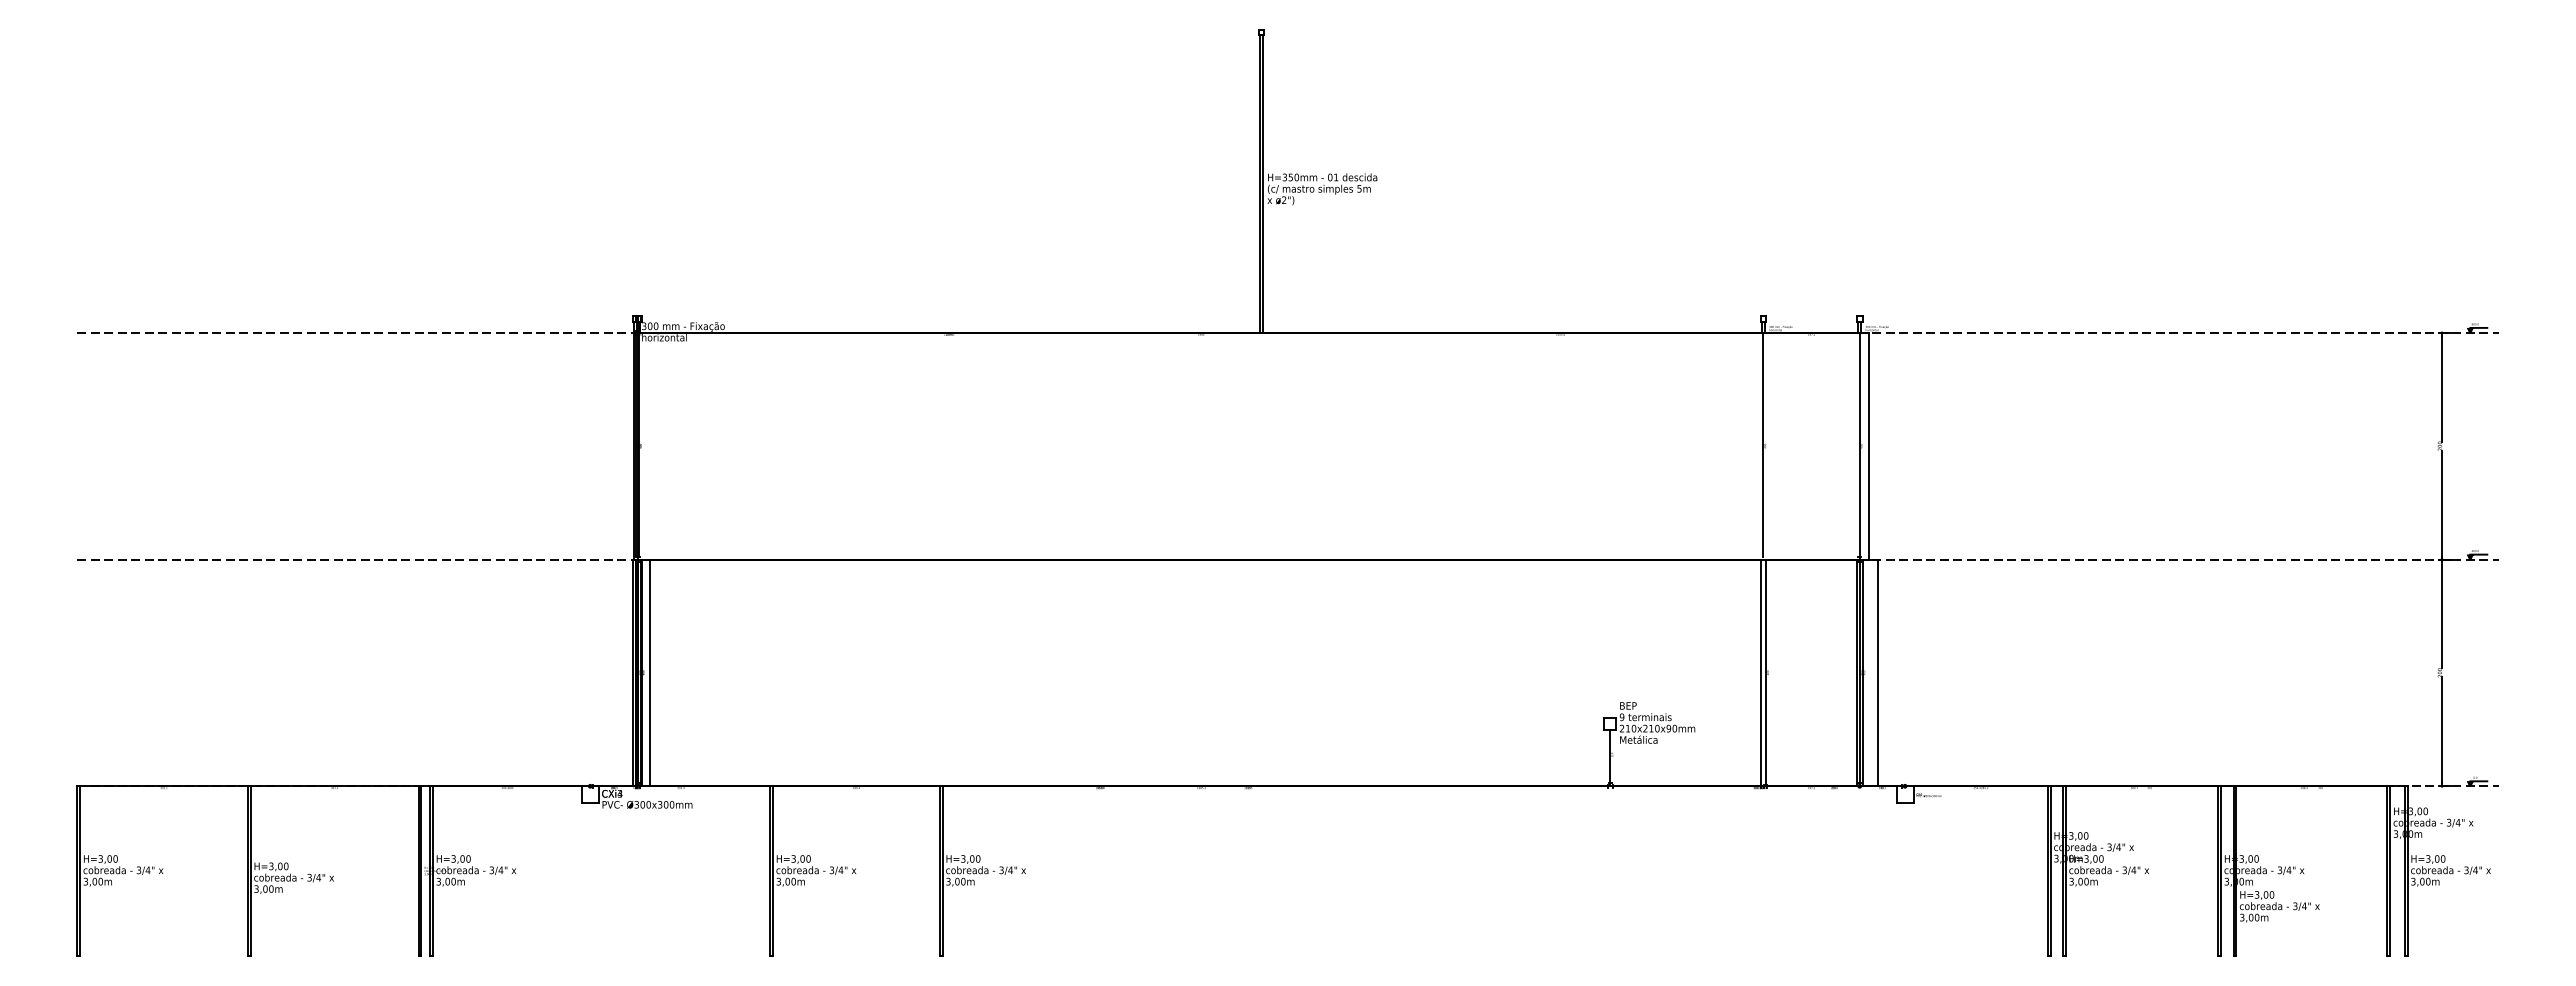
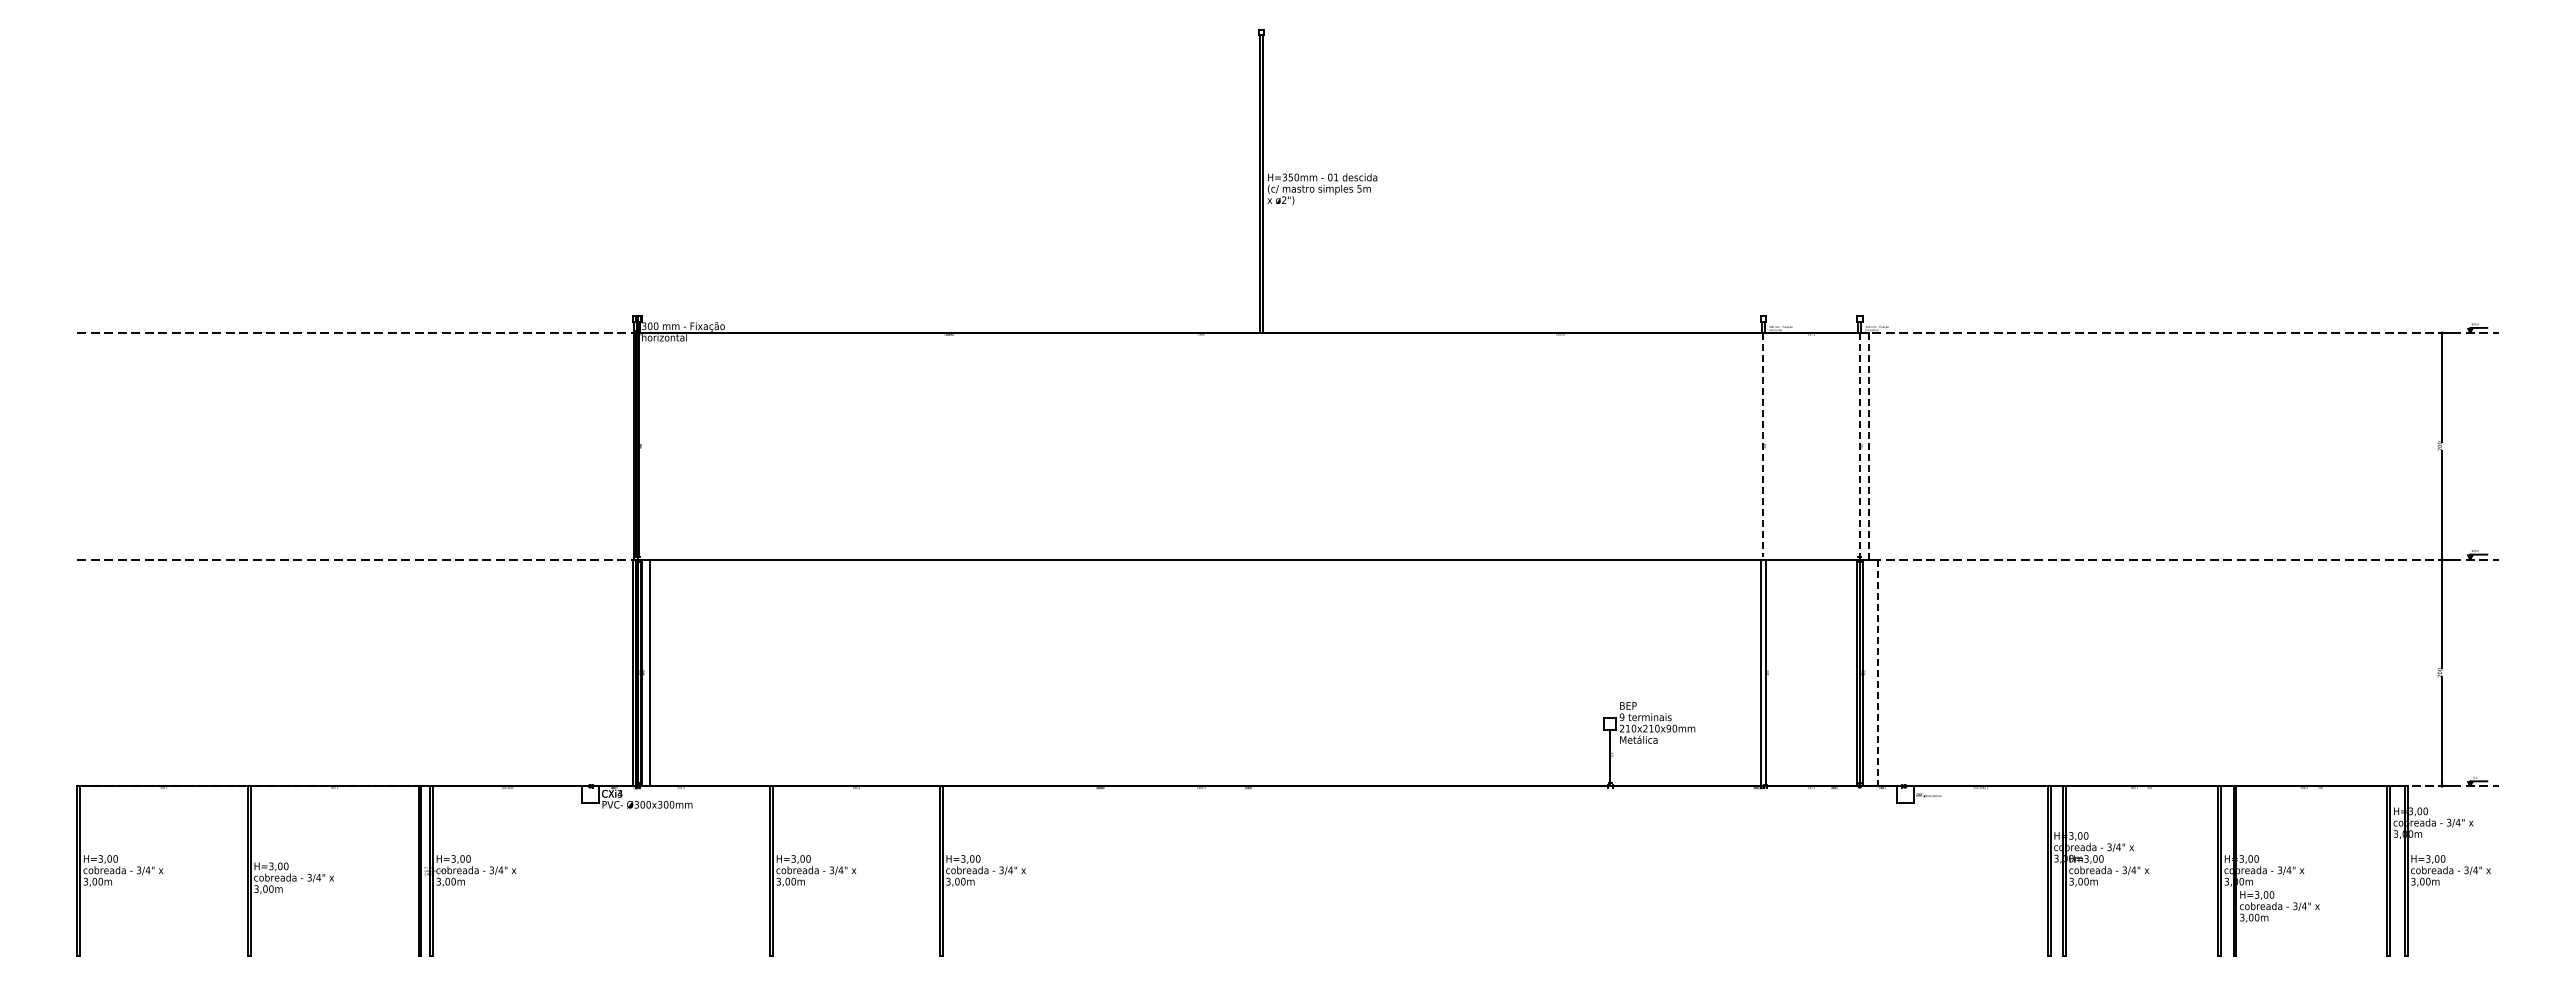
line: solid -> dashed (1763, 444)
line: solid -> dashed (1859, 444)
line: solid -> dashed (1868, 446)
line: solid -> dashed (1877, 673)
